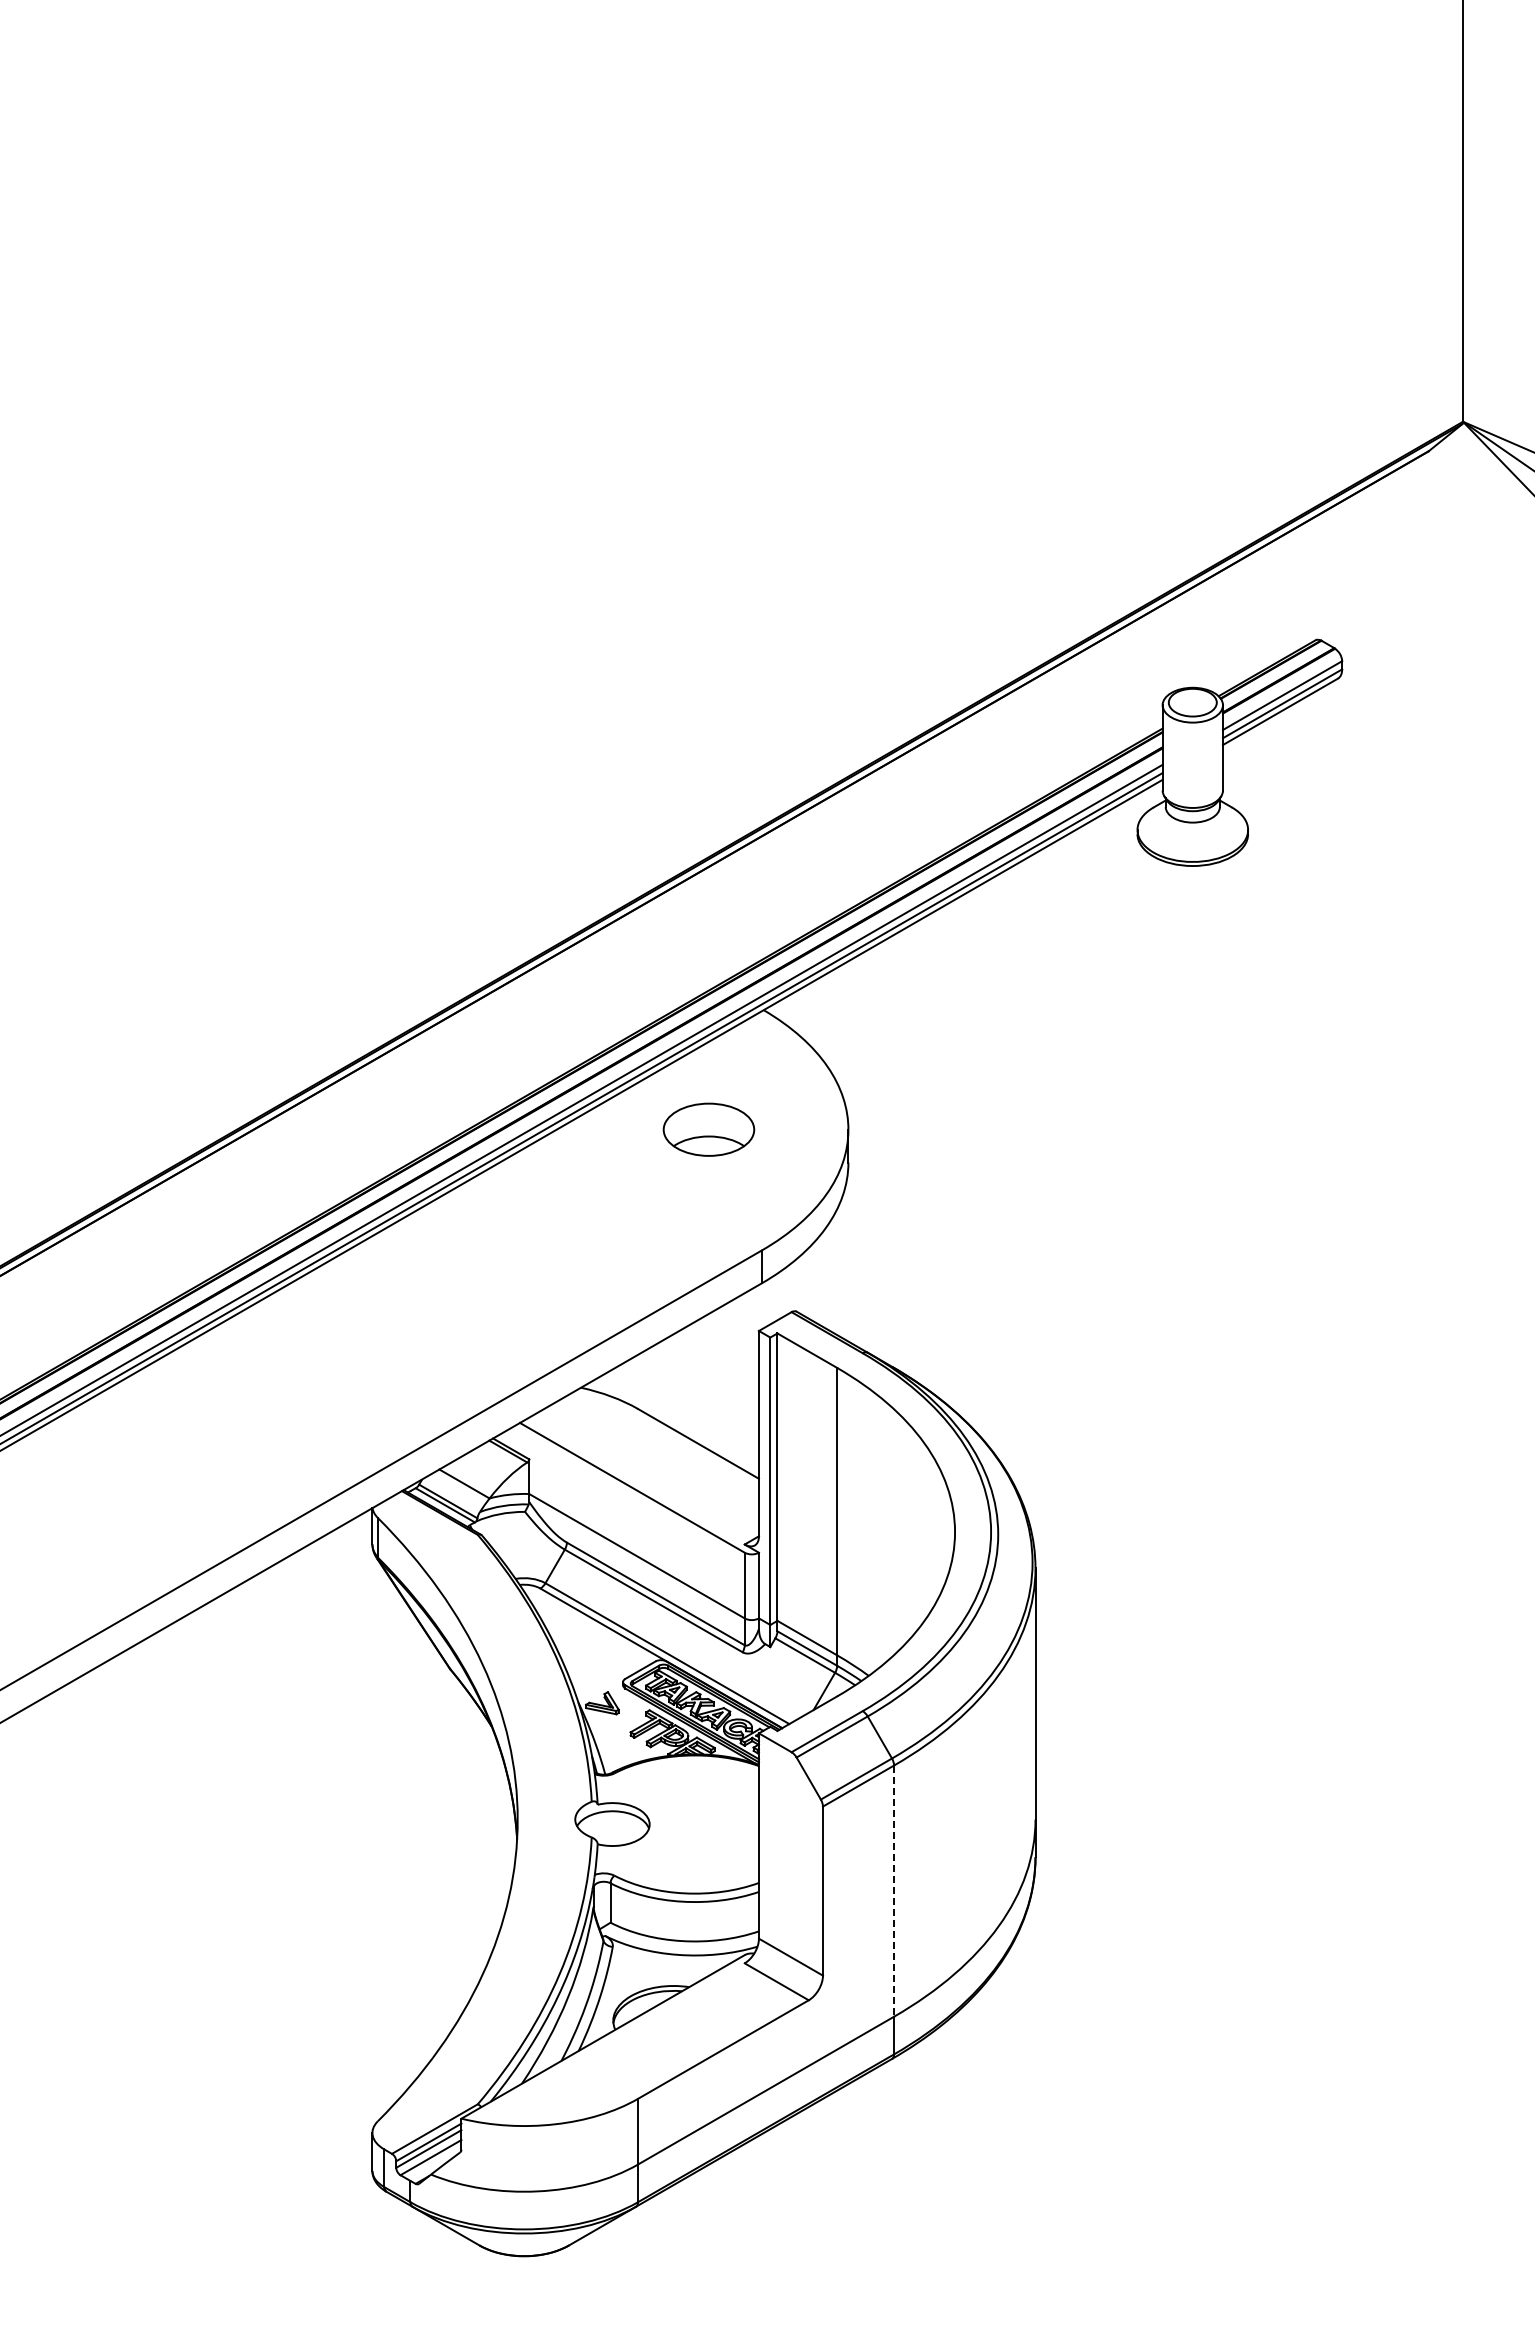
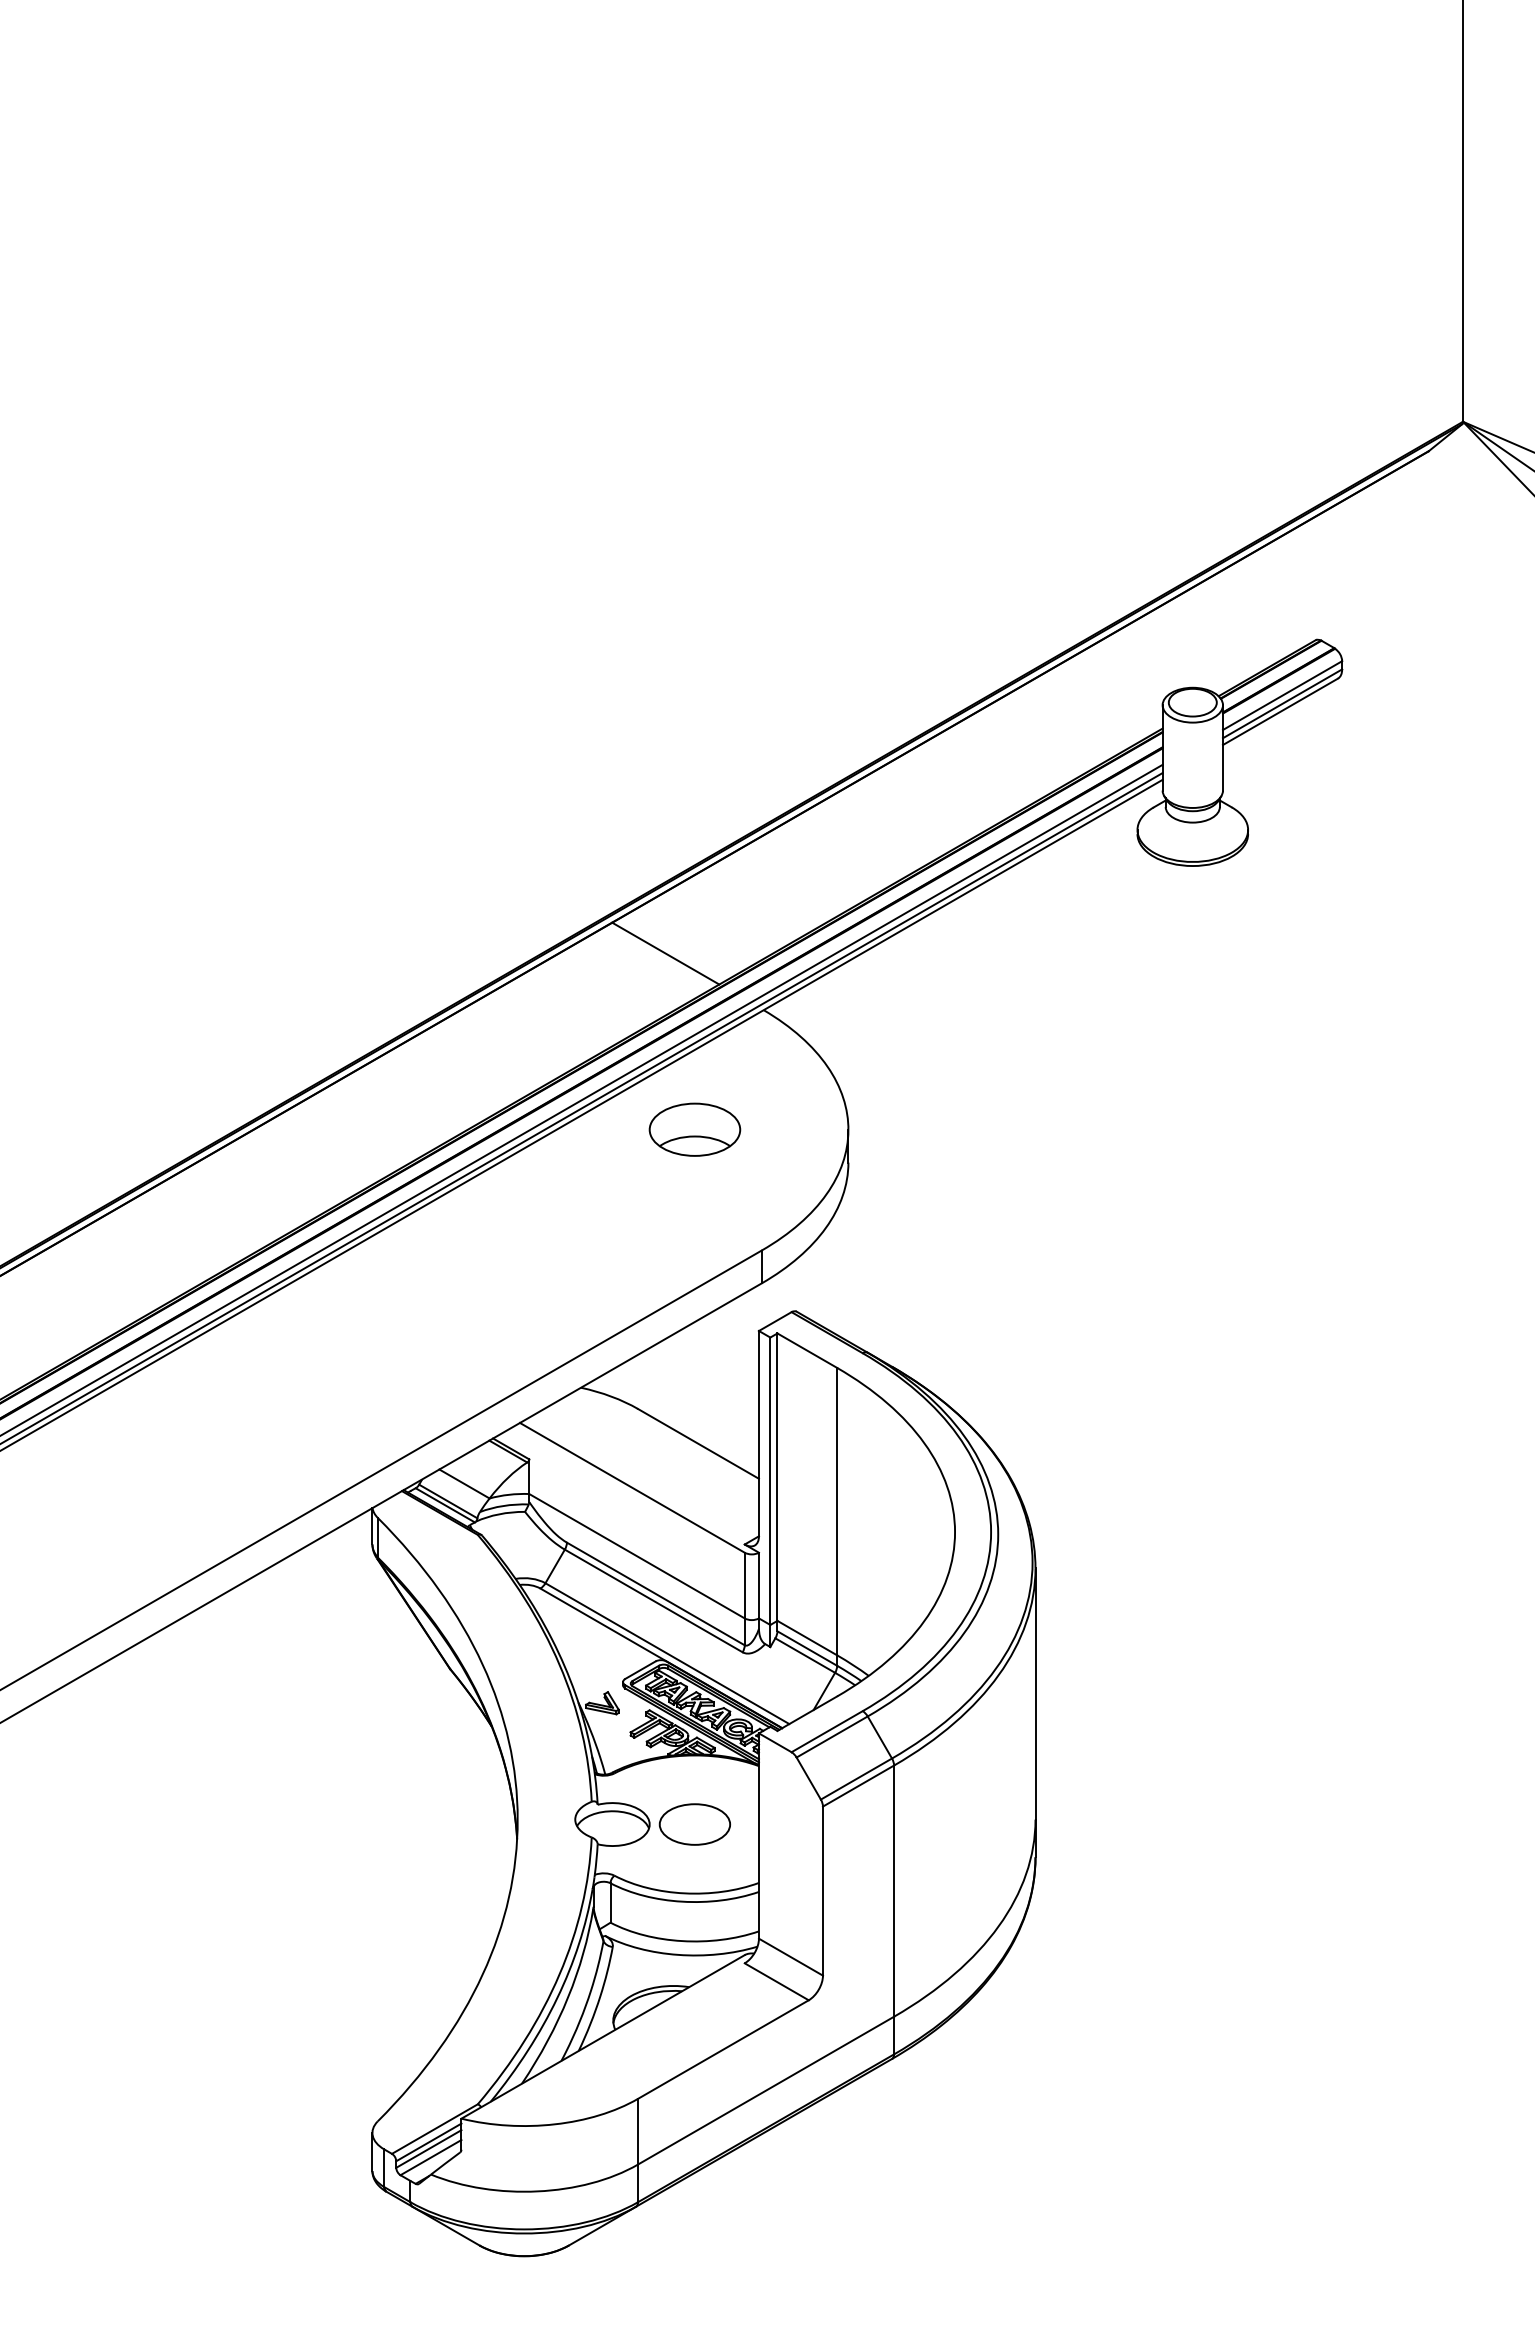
line: none -> present (665, 953)
part position: (708, 1129) -> (694, 1129) (694, 1129)
part: none -> present (694, 1824)
line: dashed -> solid (894, 1891)
